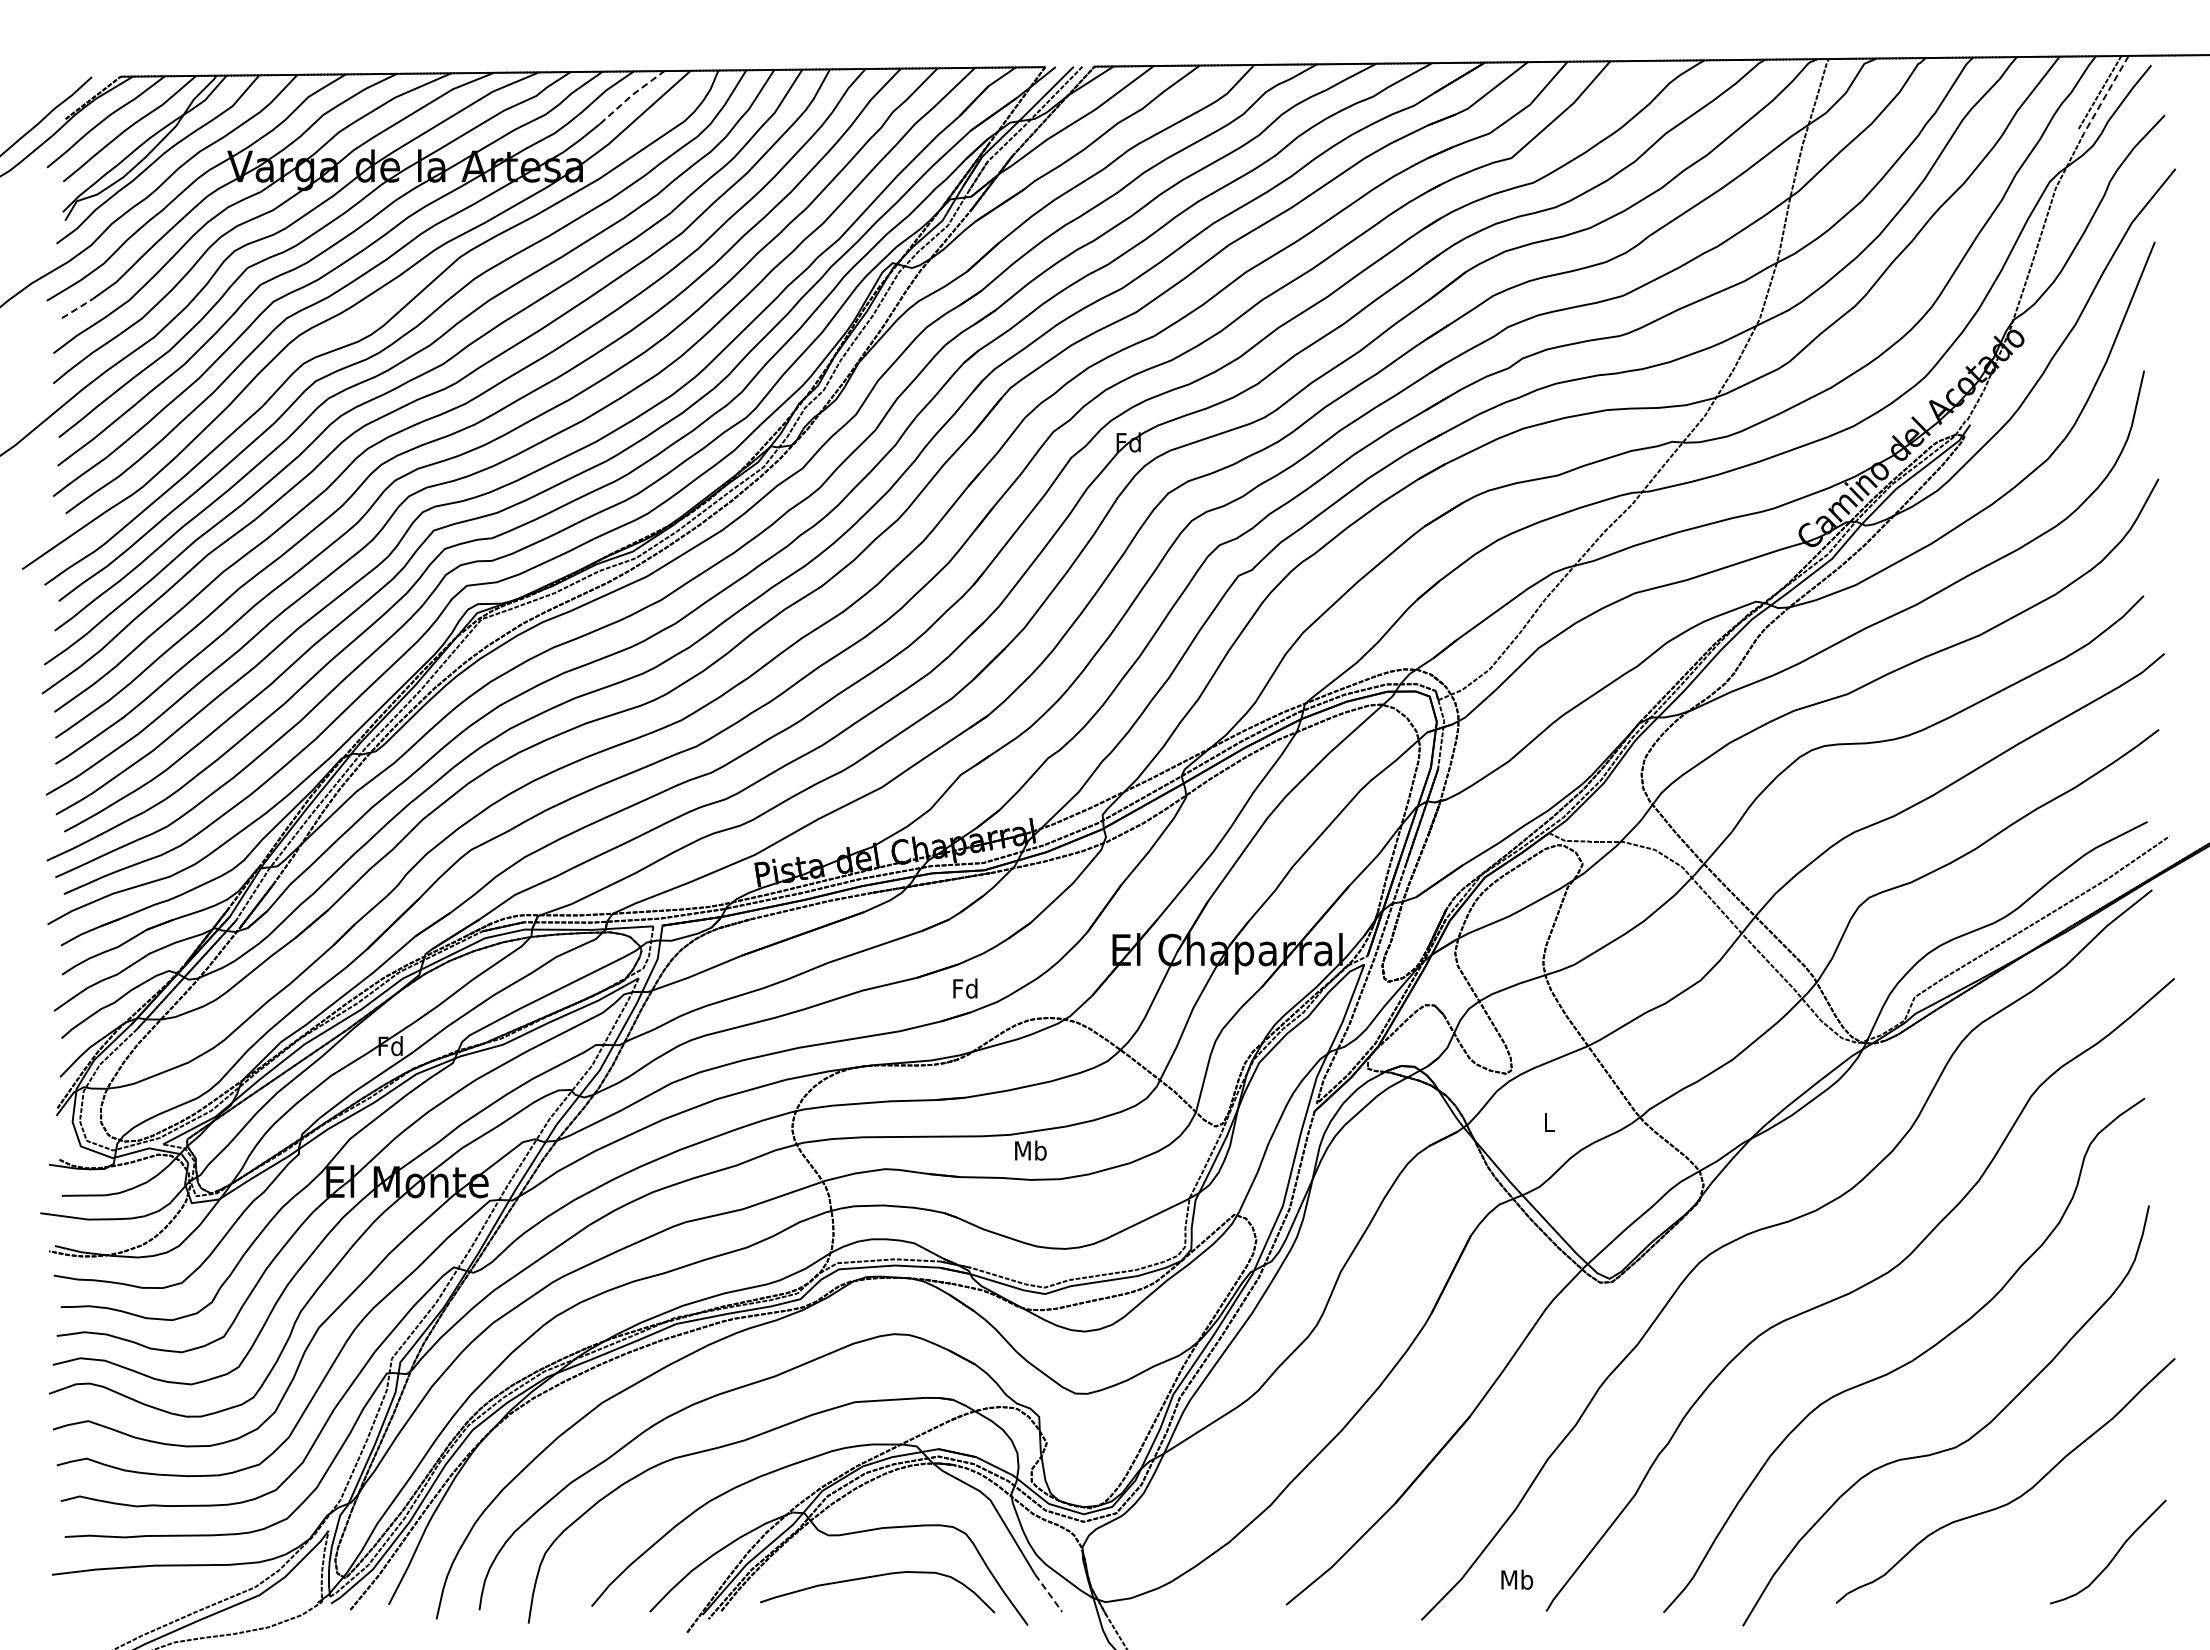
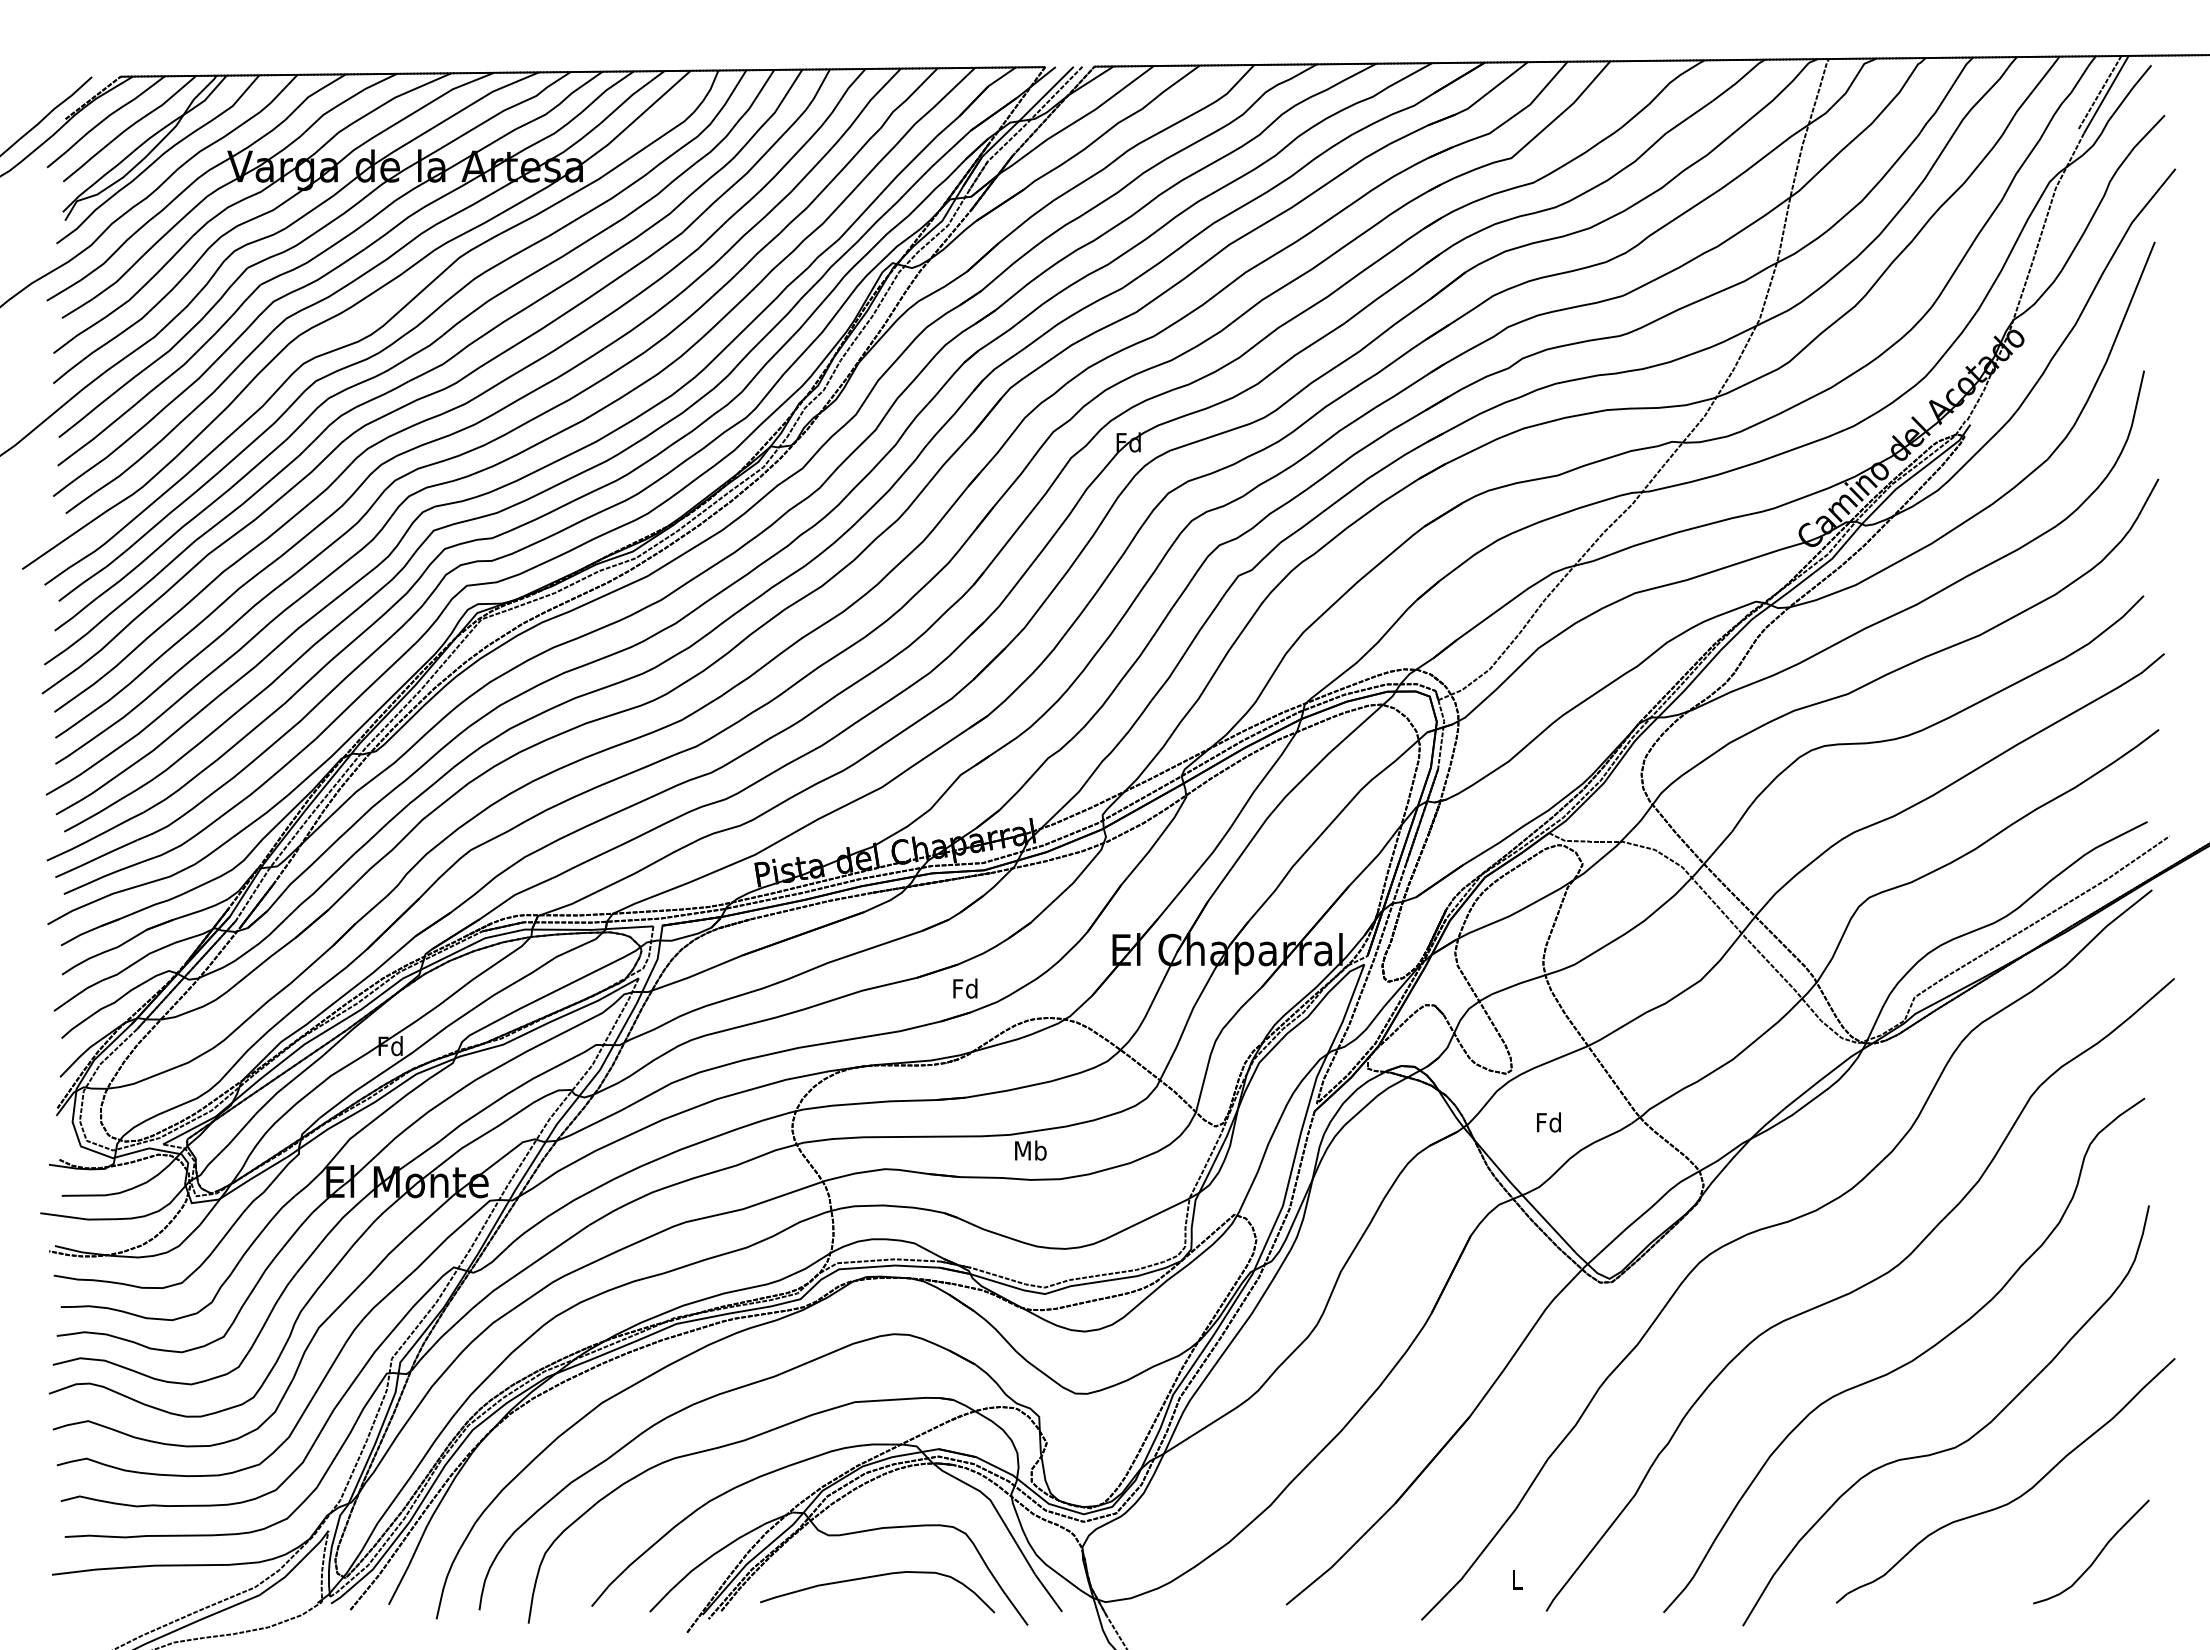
line: dashed -> solid (2106, 94)
line: dashed -> solid (631, 96)
line: dashed -> solid (78, 308)
text: L -> Fd (1548, 1122)
curve position: (2113, 1556) -> (2096, 1556) (2096, 1556)
text: Mb -> L (1517, 1579)
line: dashed -> solid (1048, 1593)
